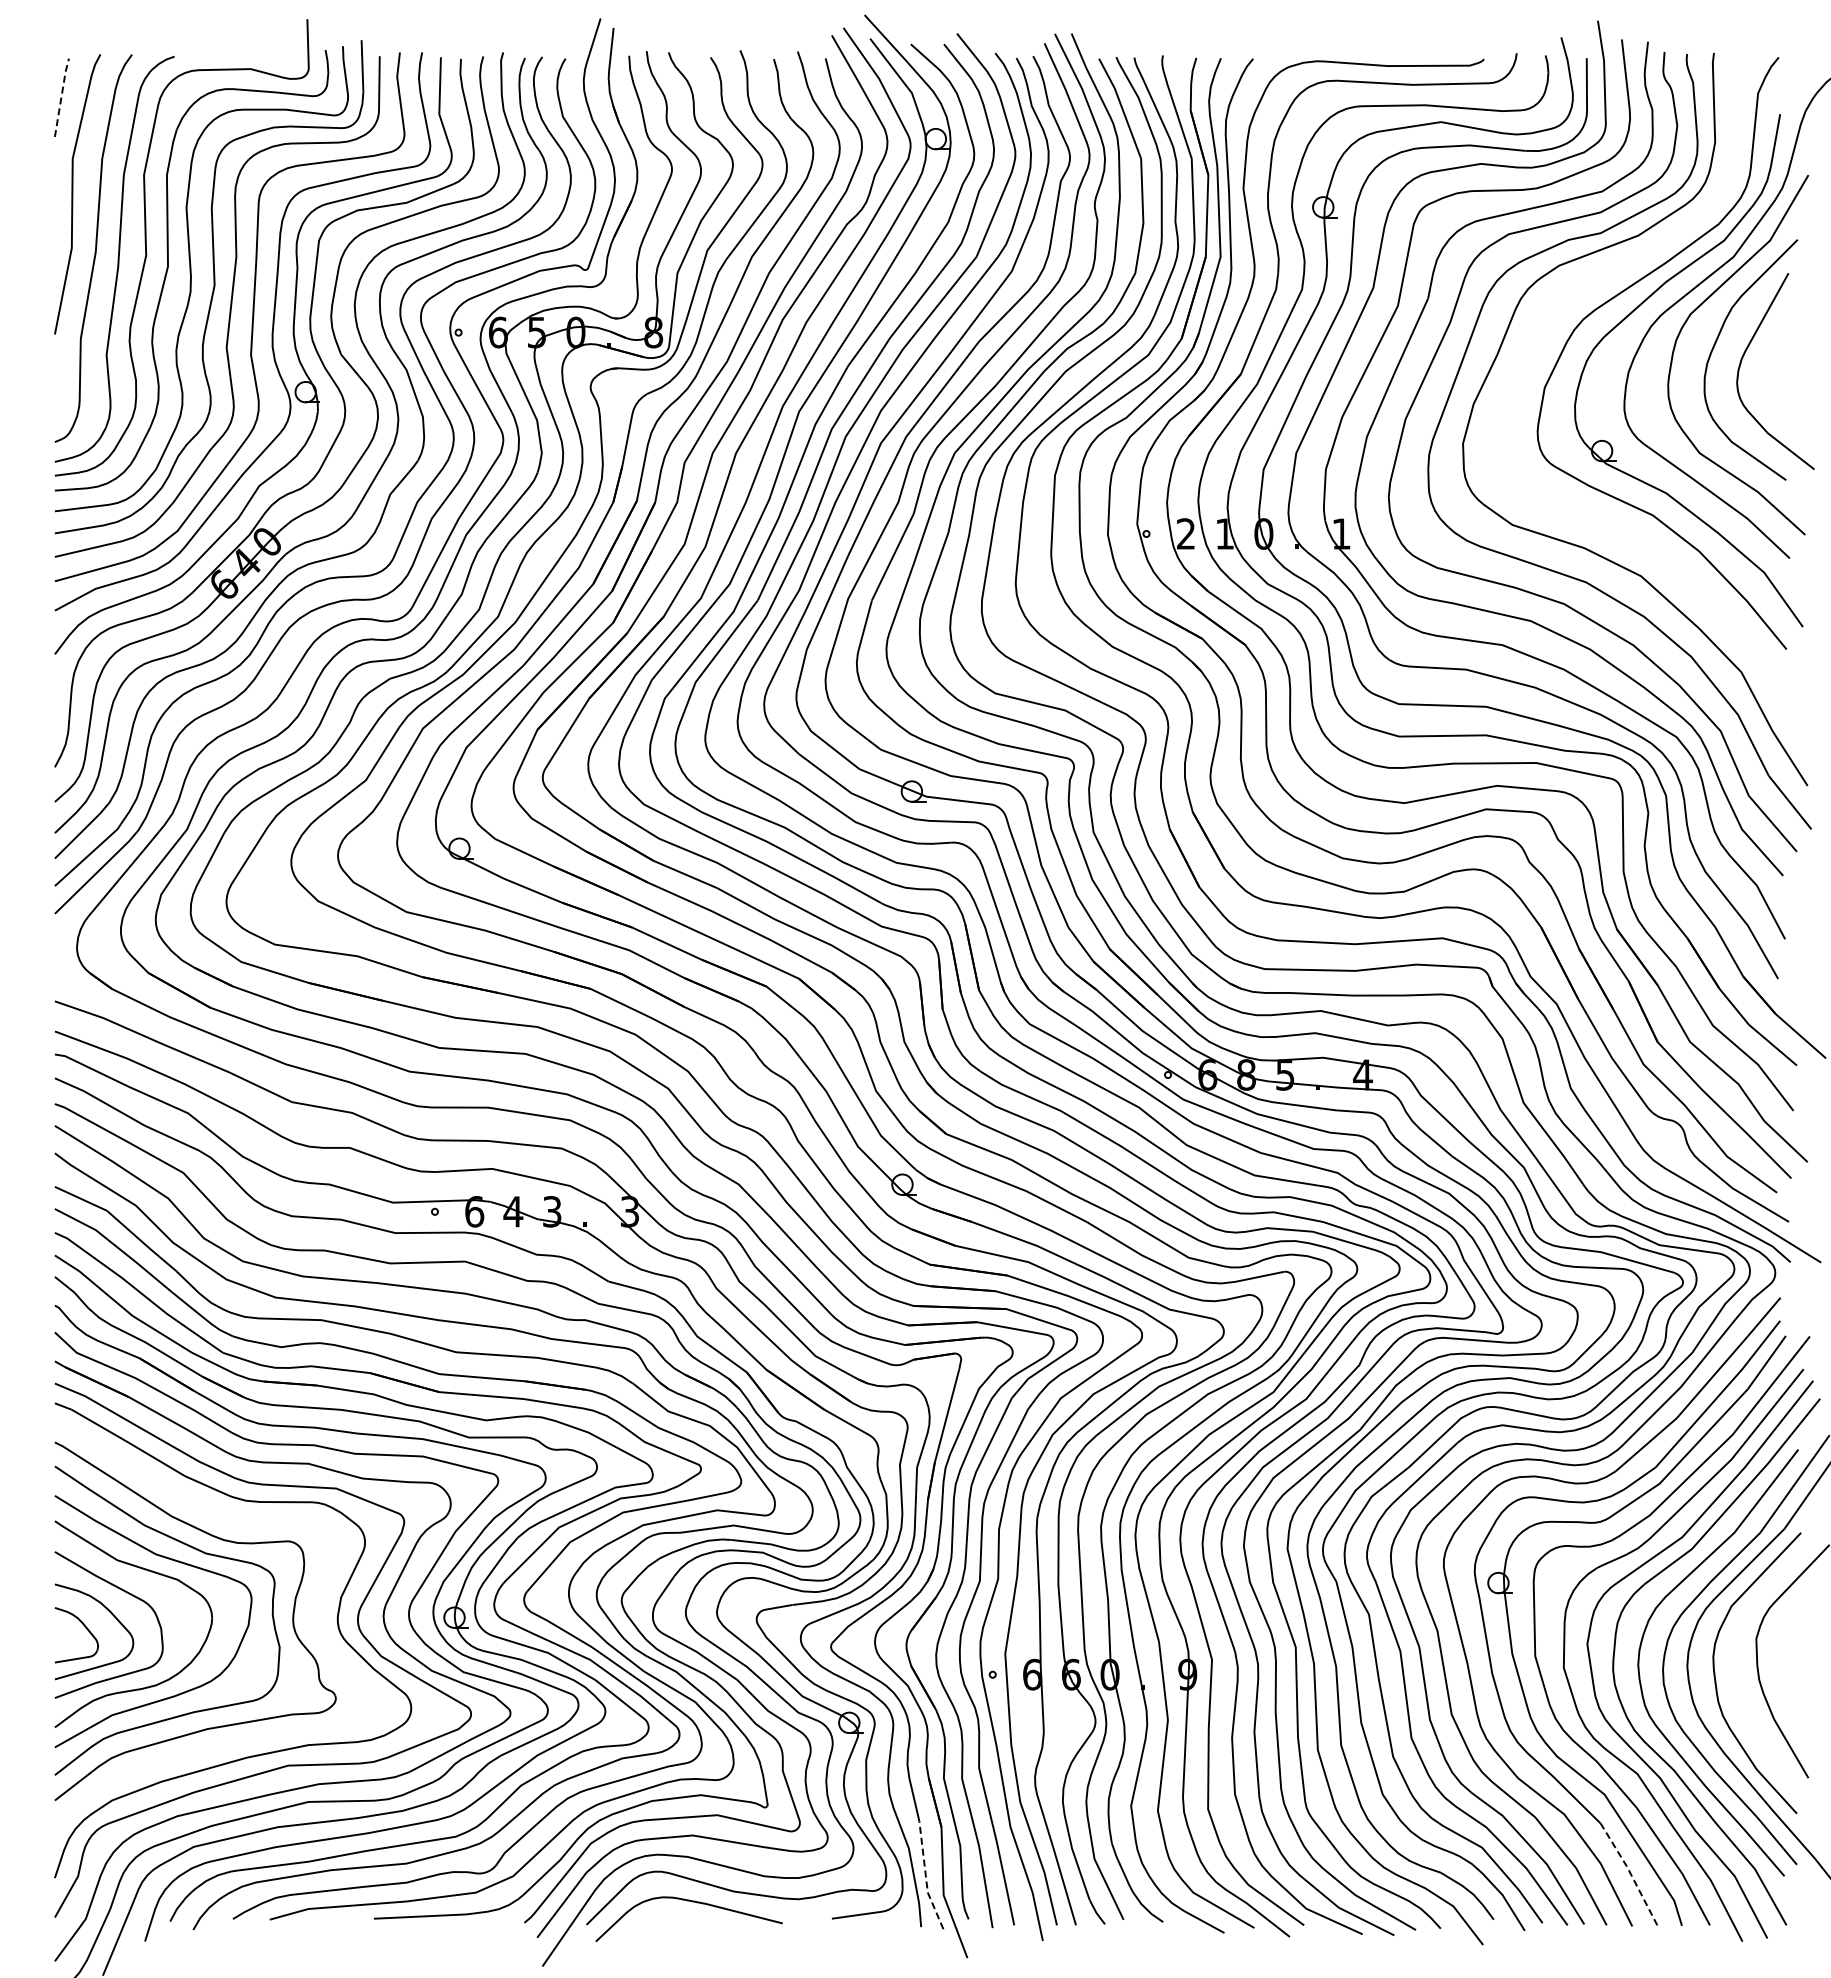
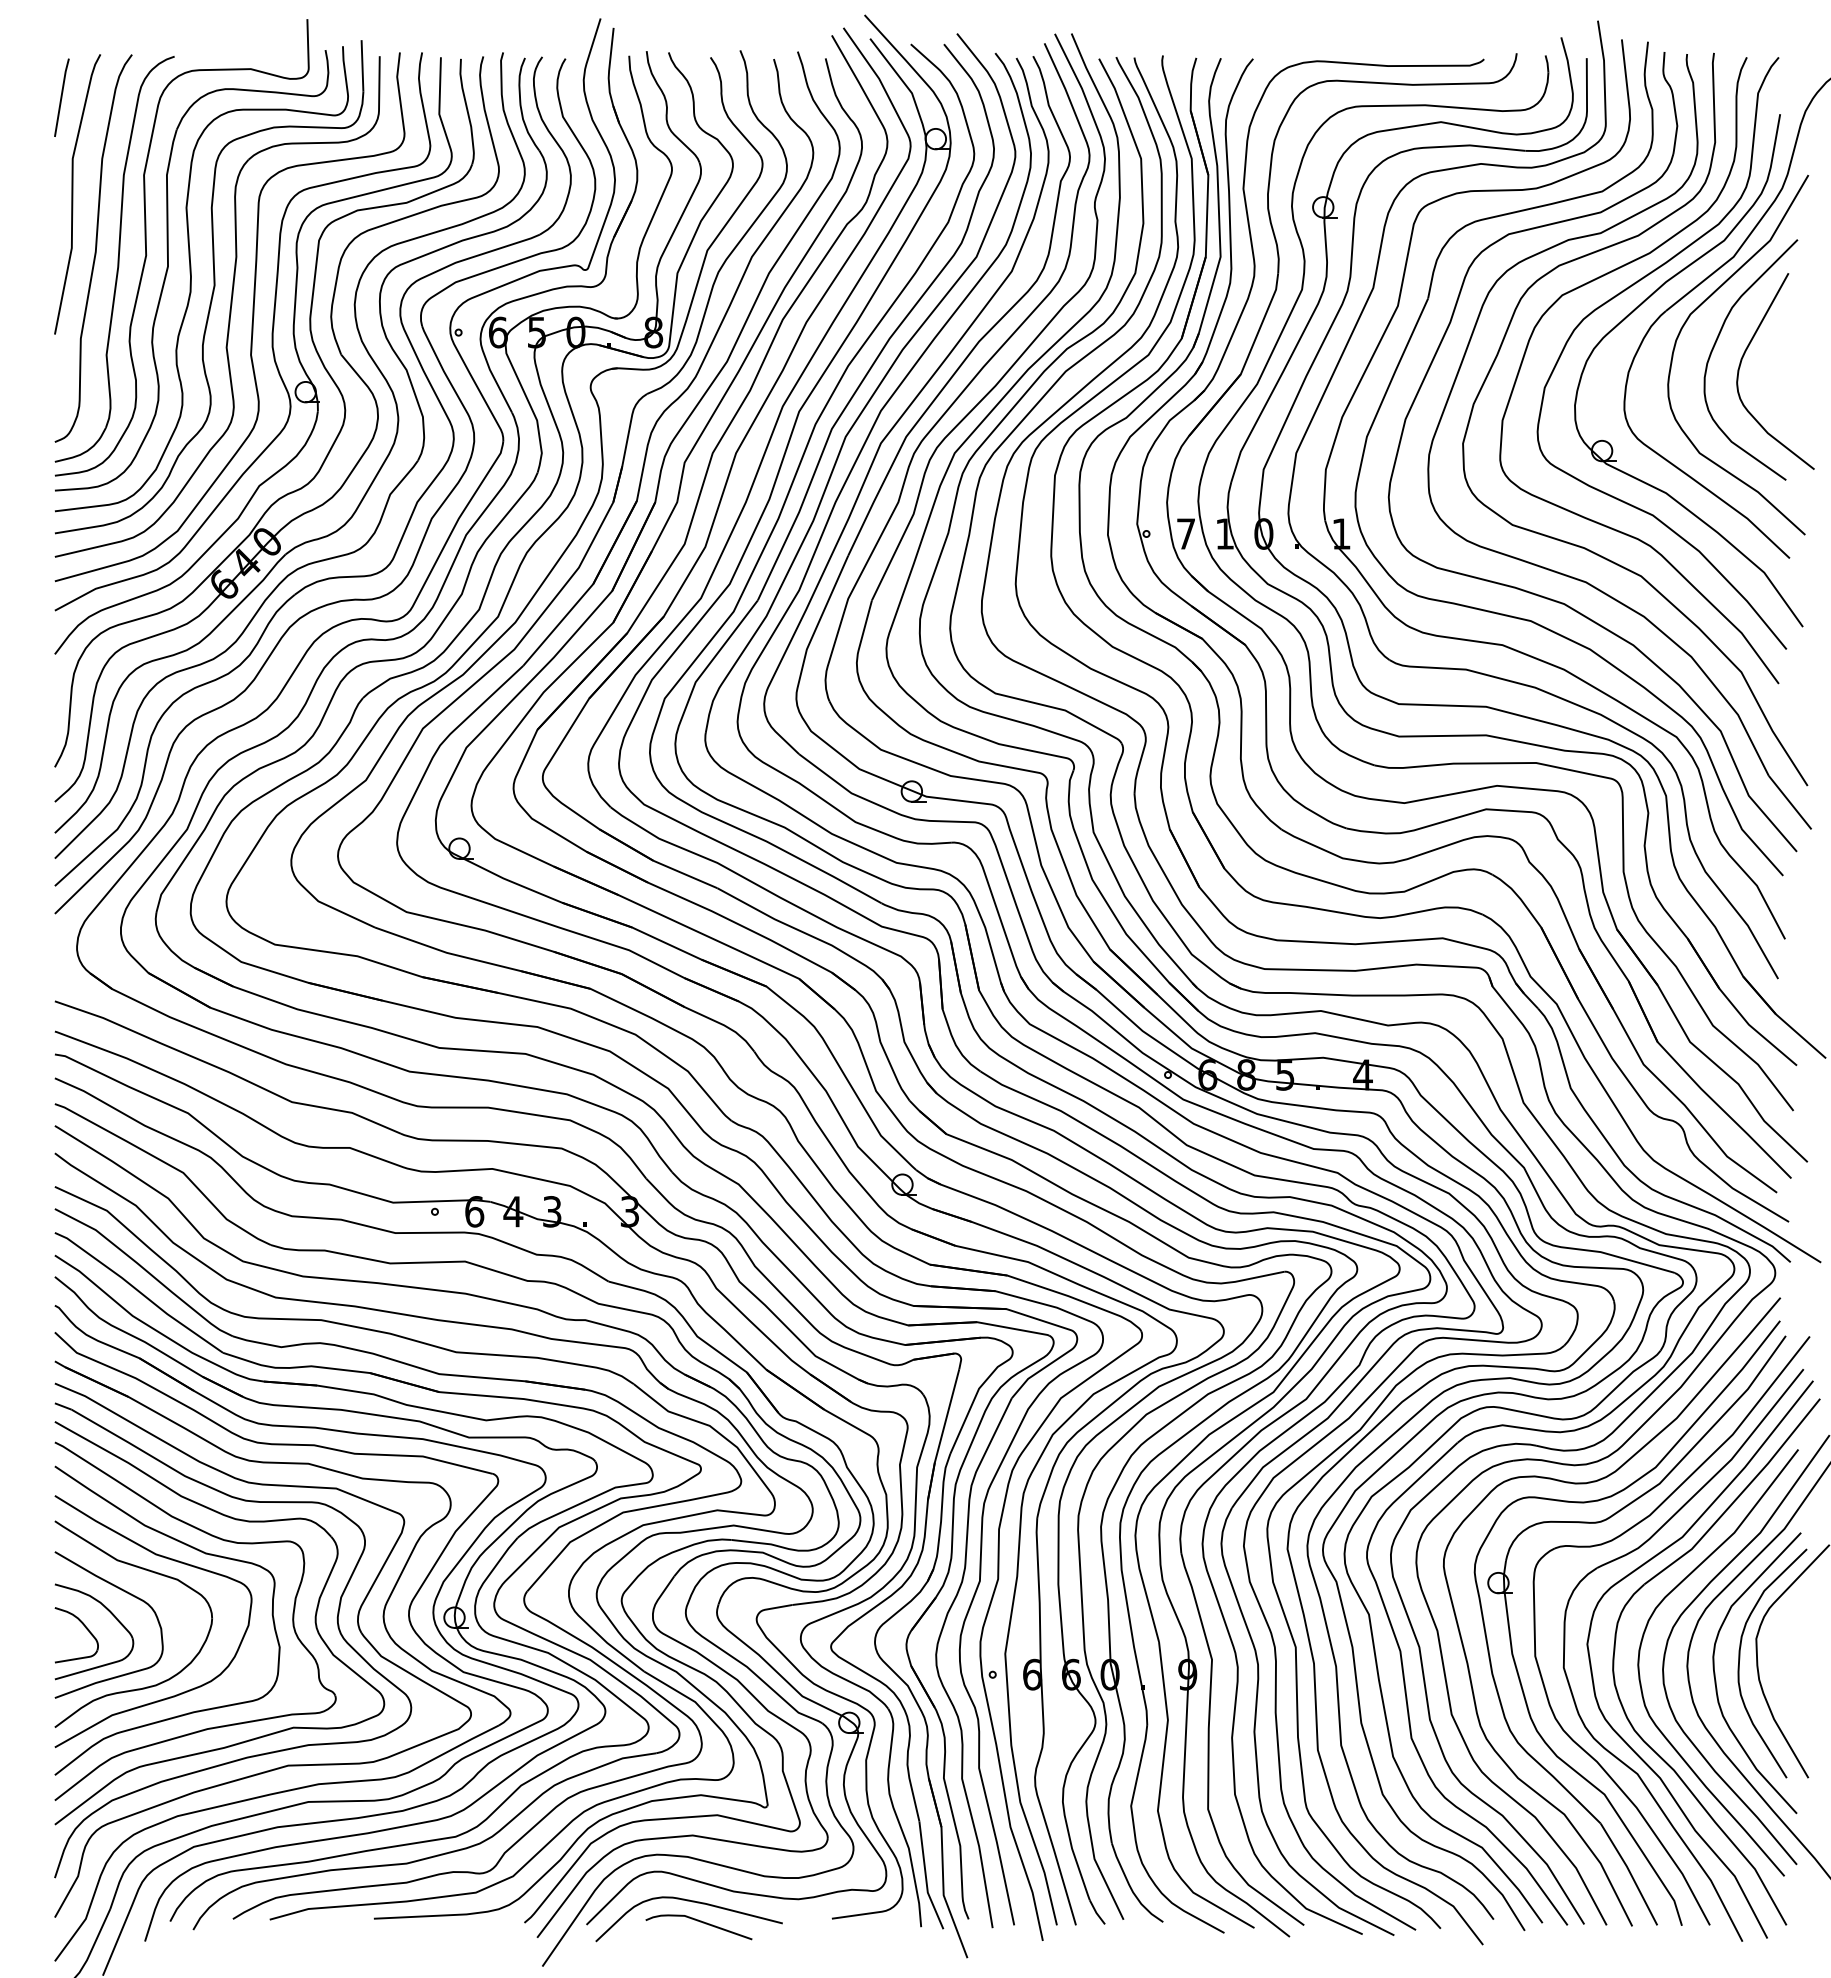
line: dashed -> solid (61, 96)
curve: none -> present (1595, 280)
text: 2 -> 7 (1185, 533)
part: none -> present (314, 1622)
curve: none -> present (1740, 1659)
line: dashed -> solid (1630, 1872)
line: dashed -> solid (925, 1876)
curve: none -> present (700, 1922)
